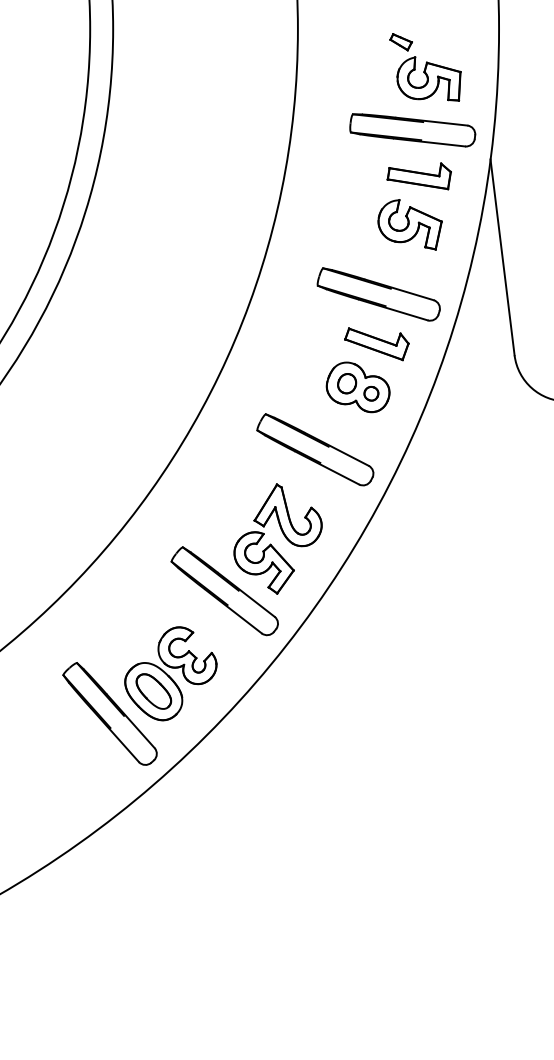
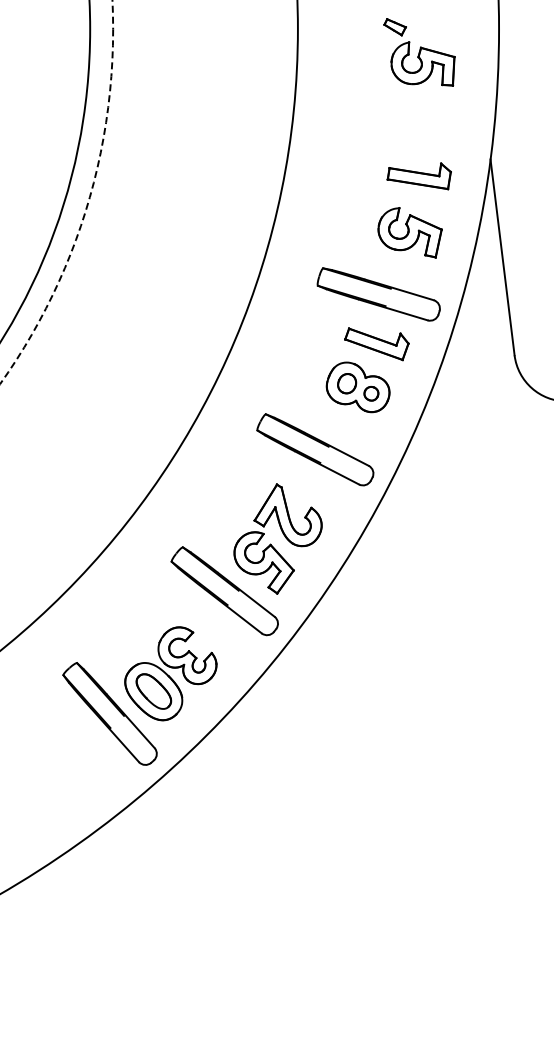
part position: (425, 67) -> (419, 52) (419, 52)
part: present -> none (412, 130)
circle: solid -> dashed (56, 192)
part position: (409, 224) -> (409, 232) (409, 232)
